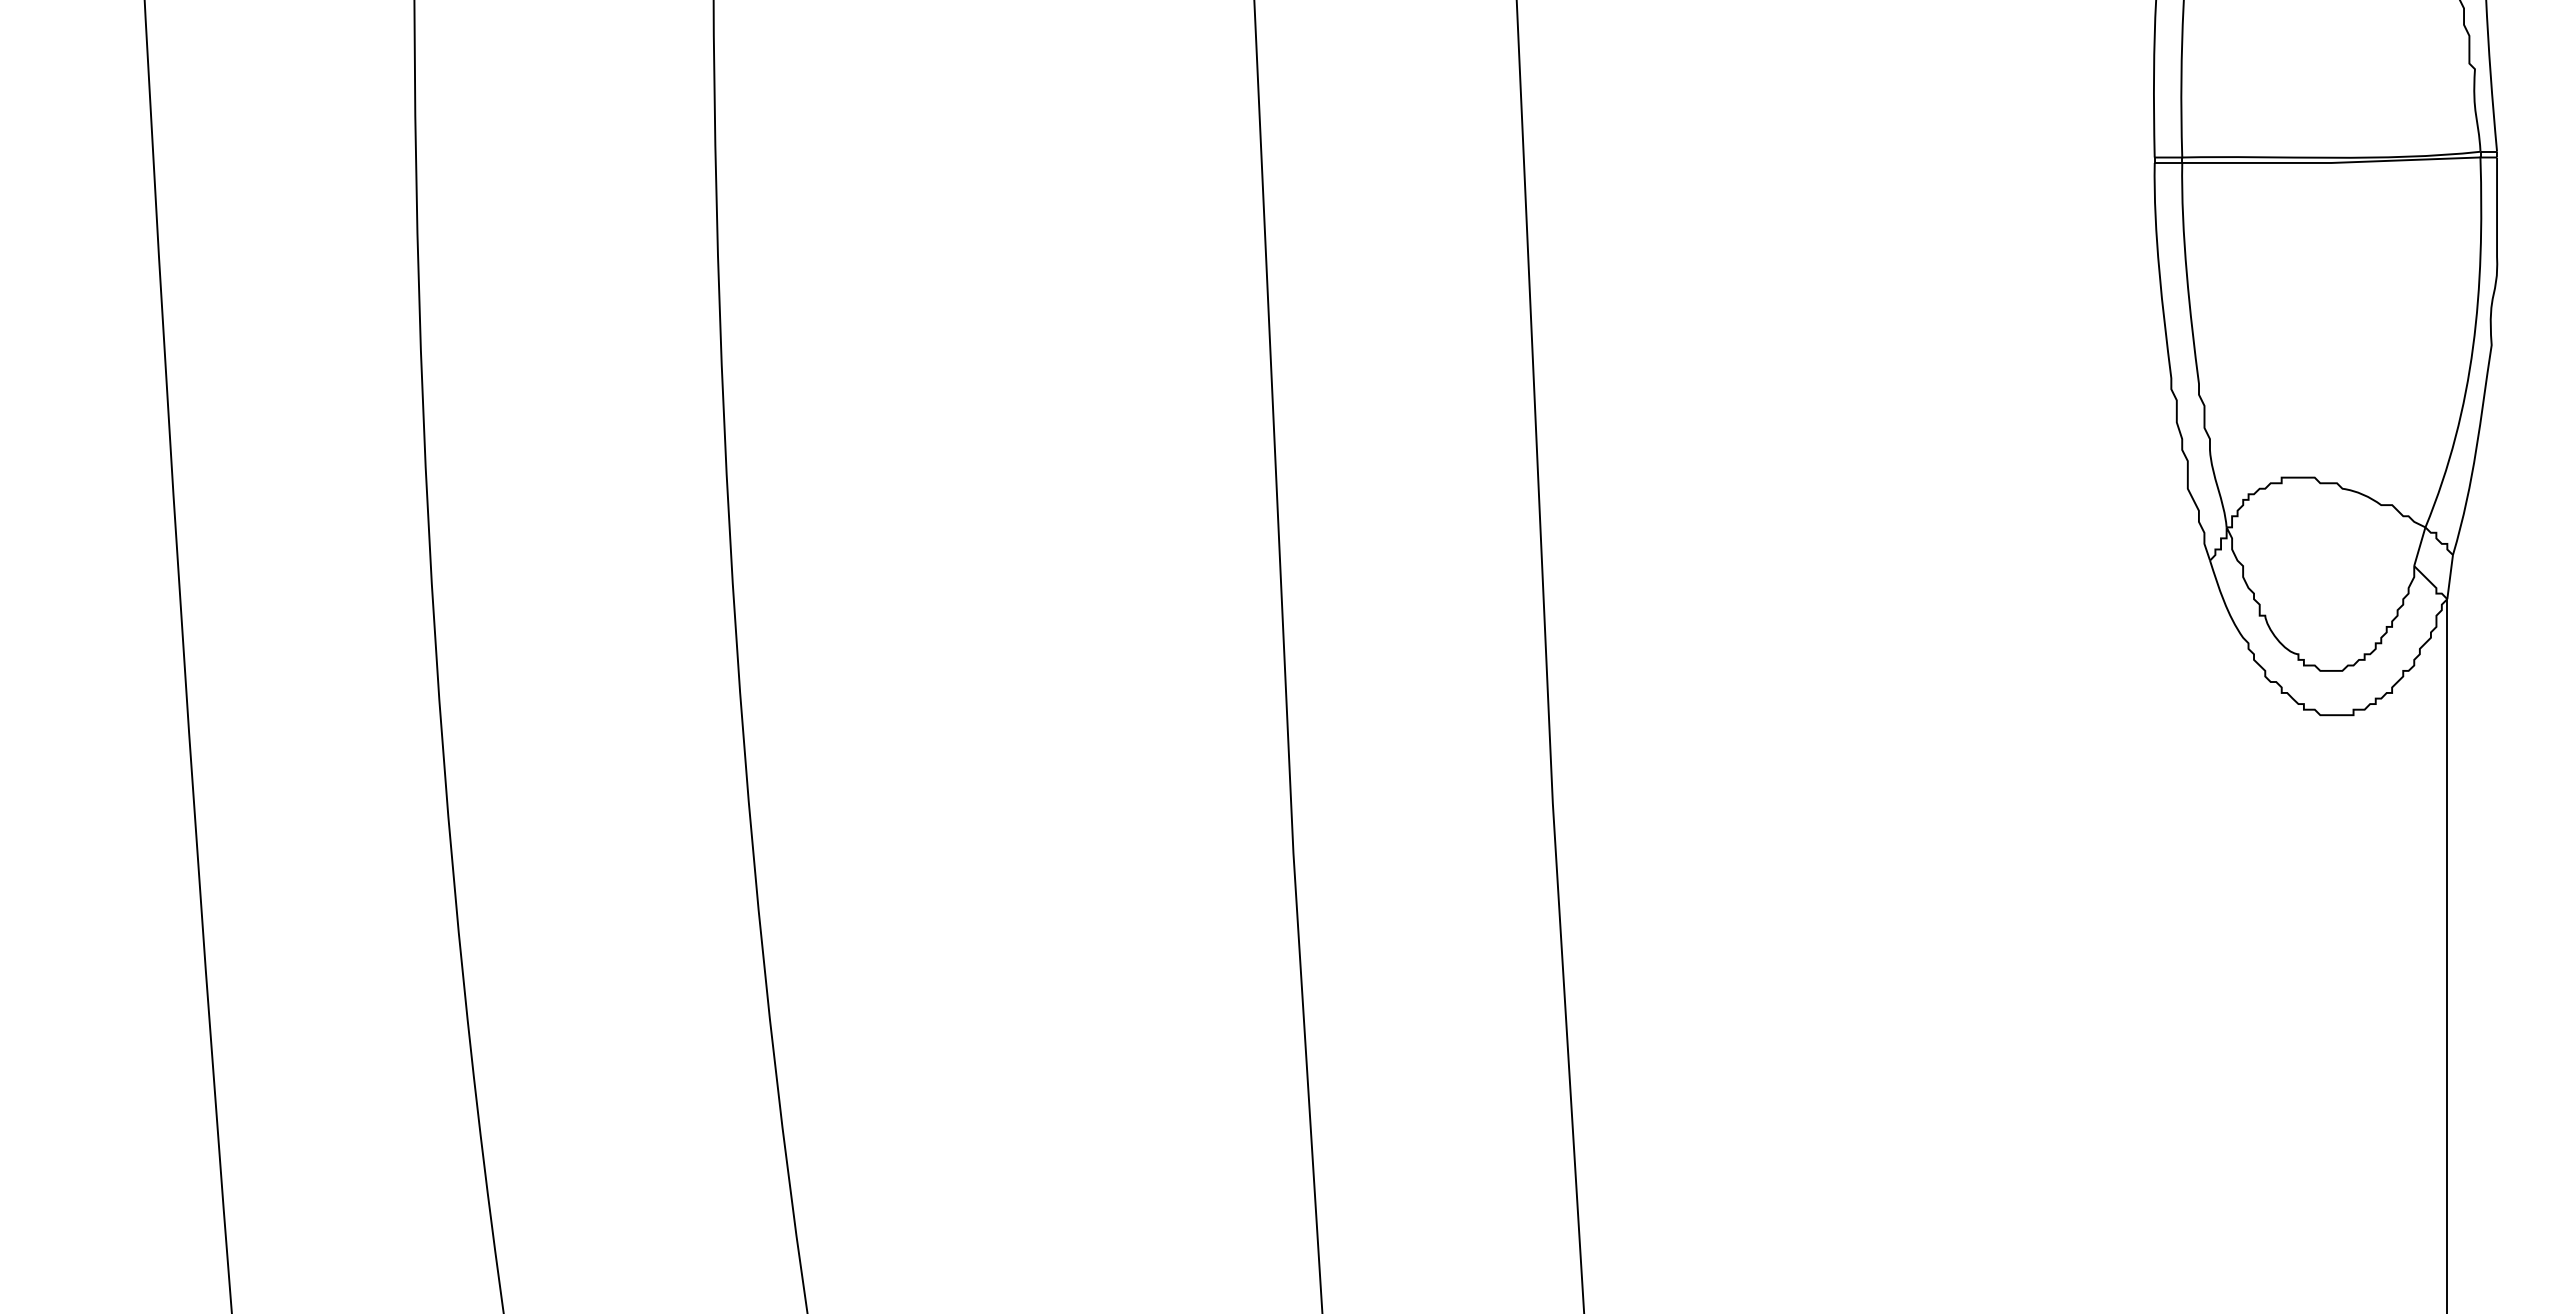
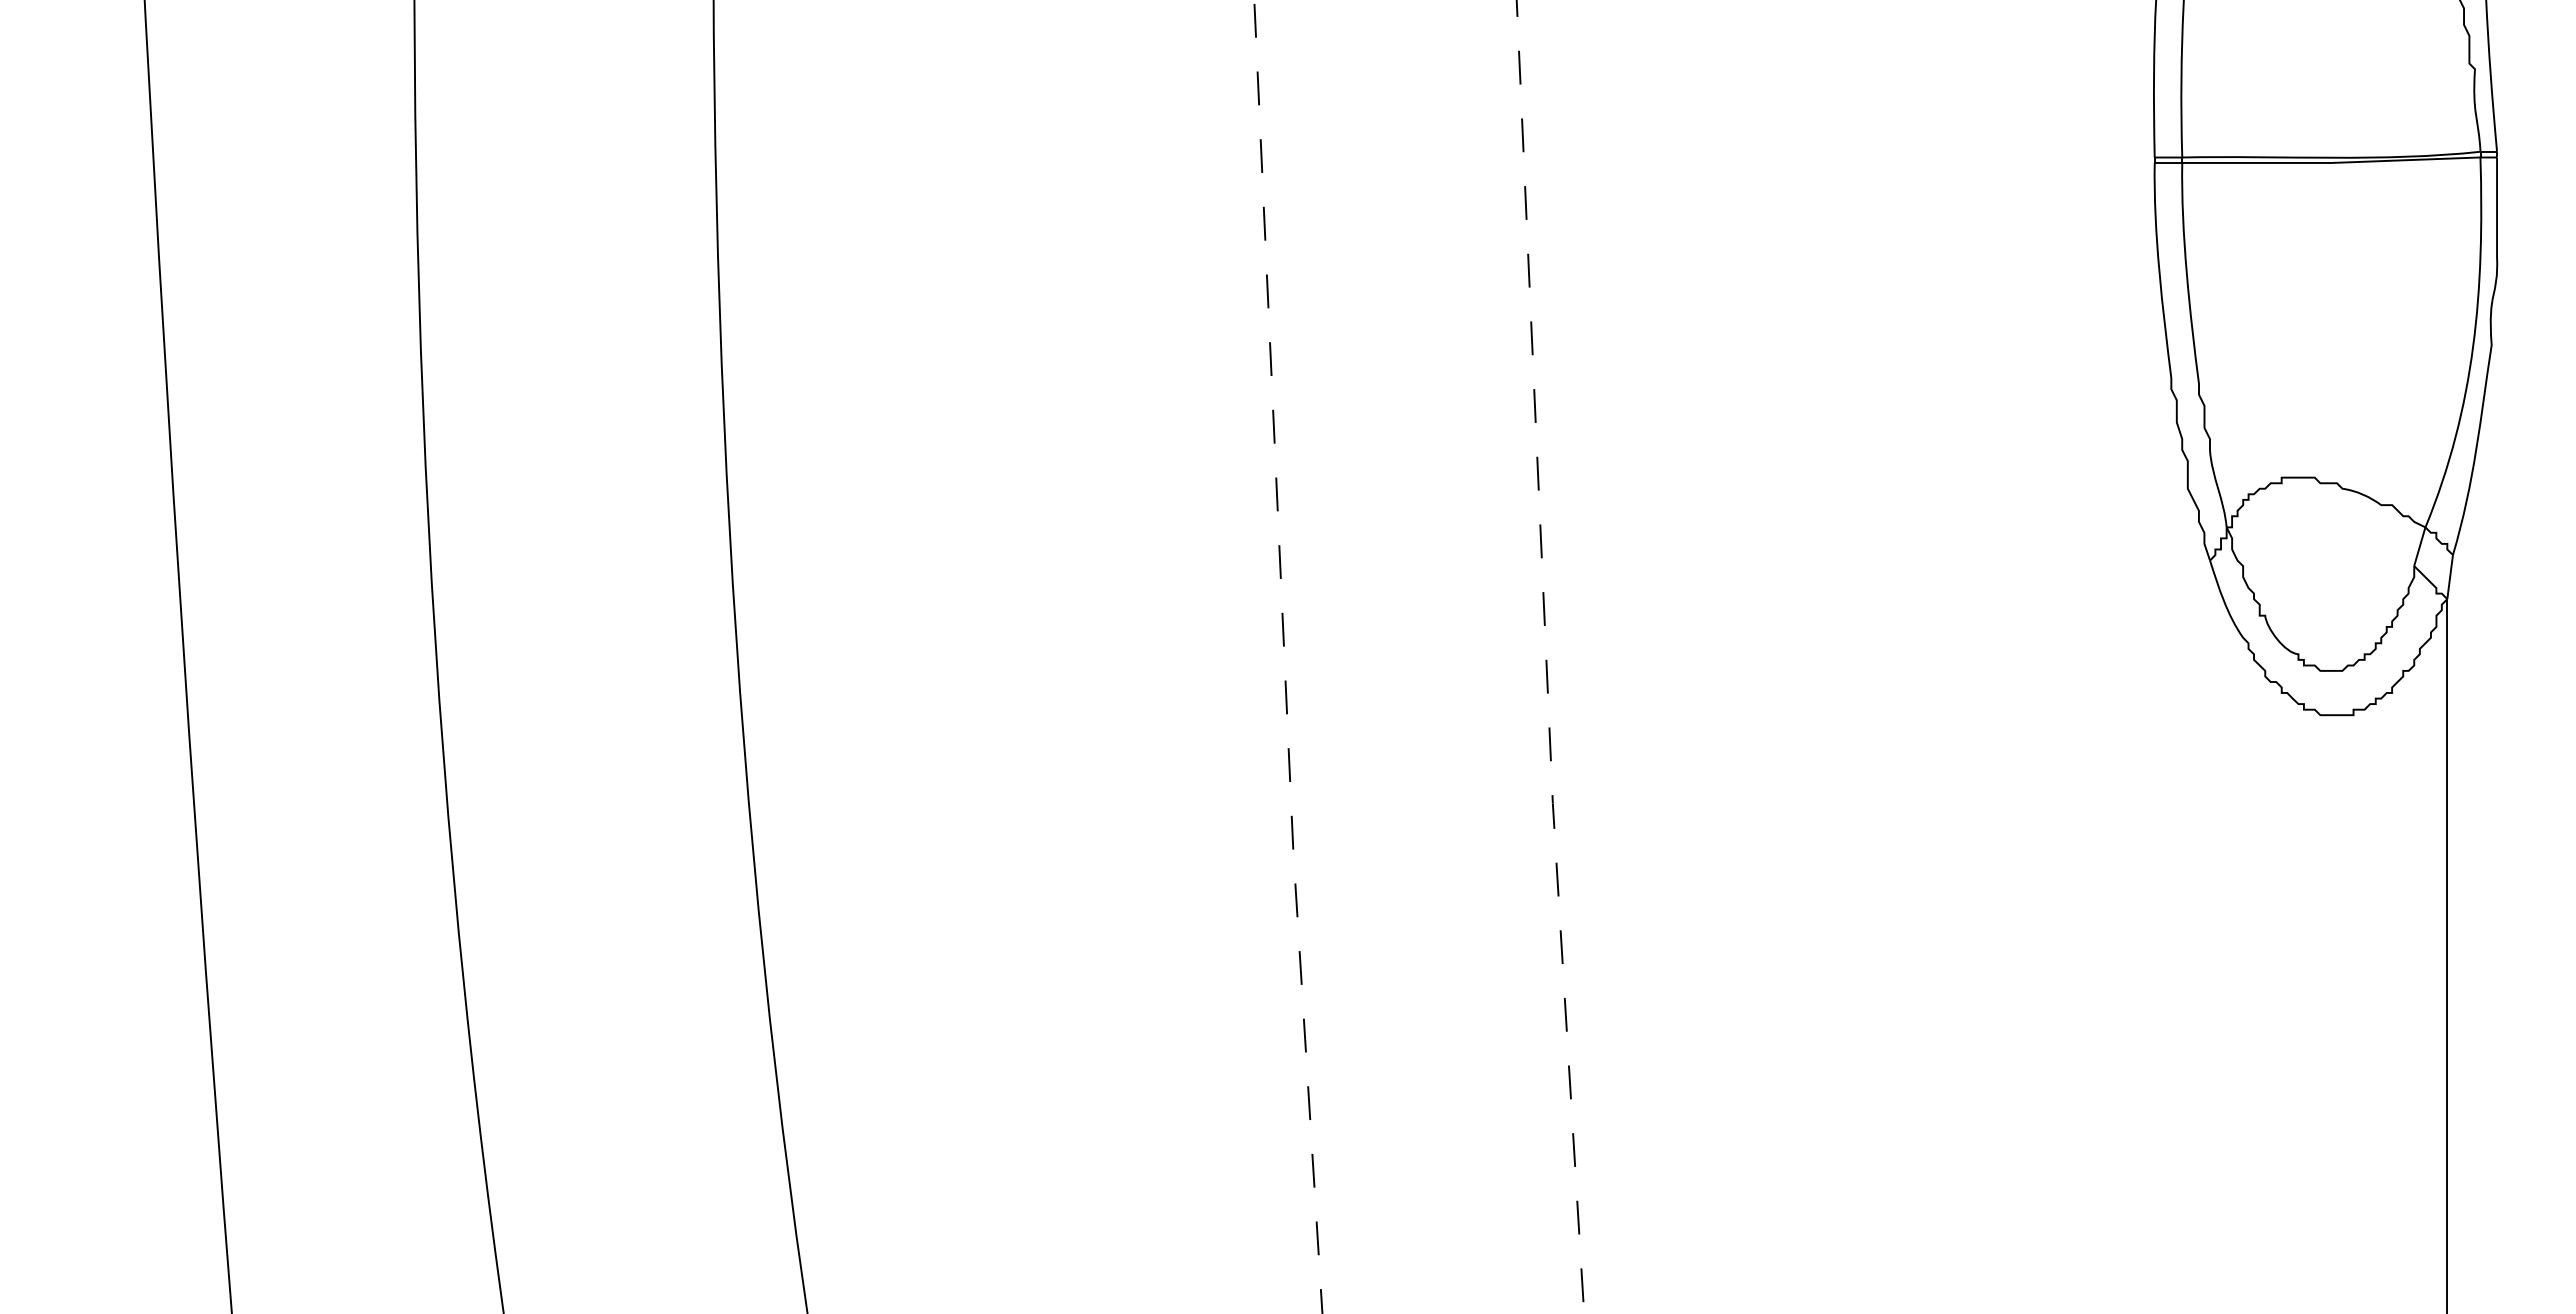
line: solid -> dashed (1284, 657)
line: solid -> dashed (1546, 657)
